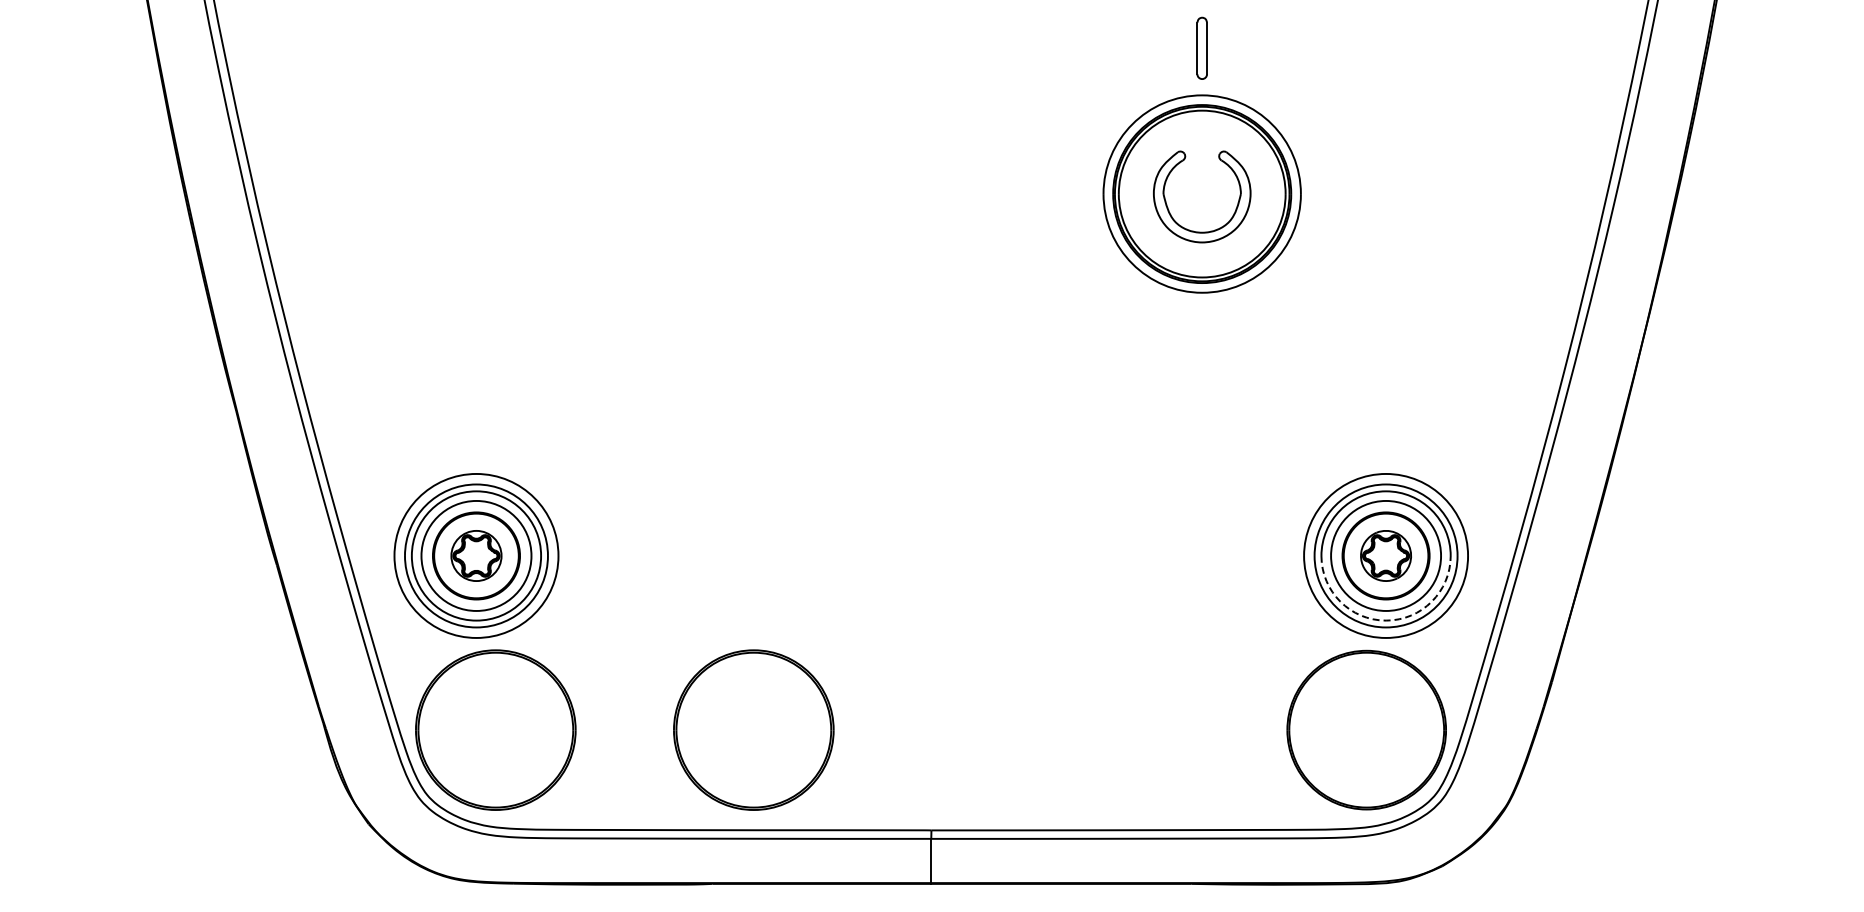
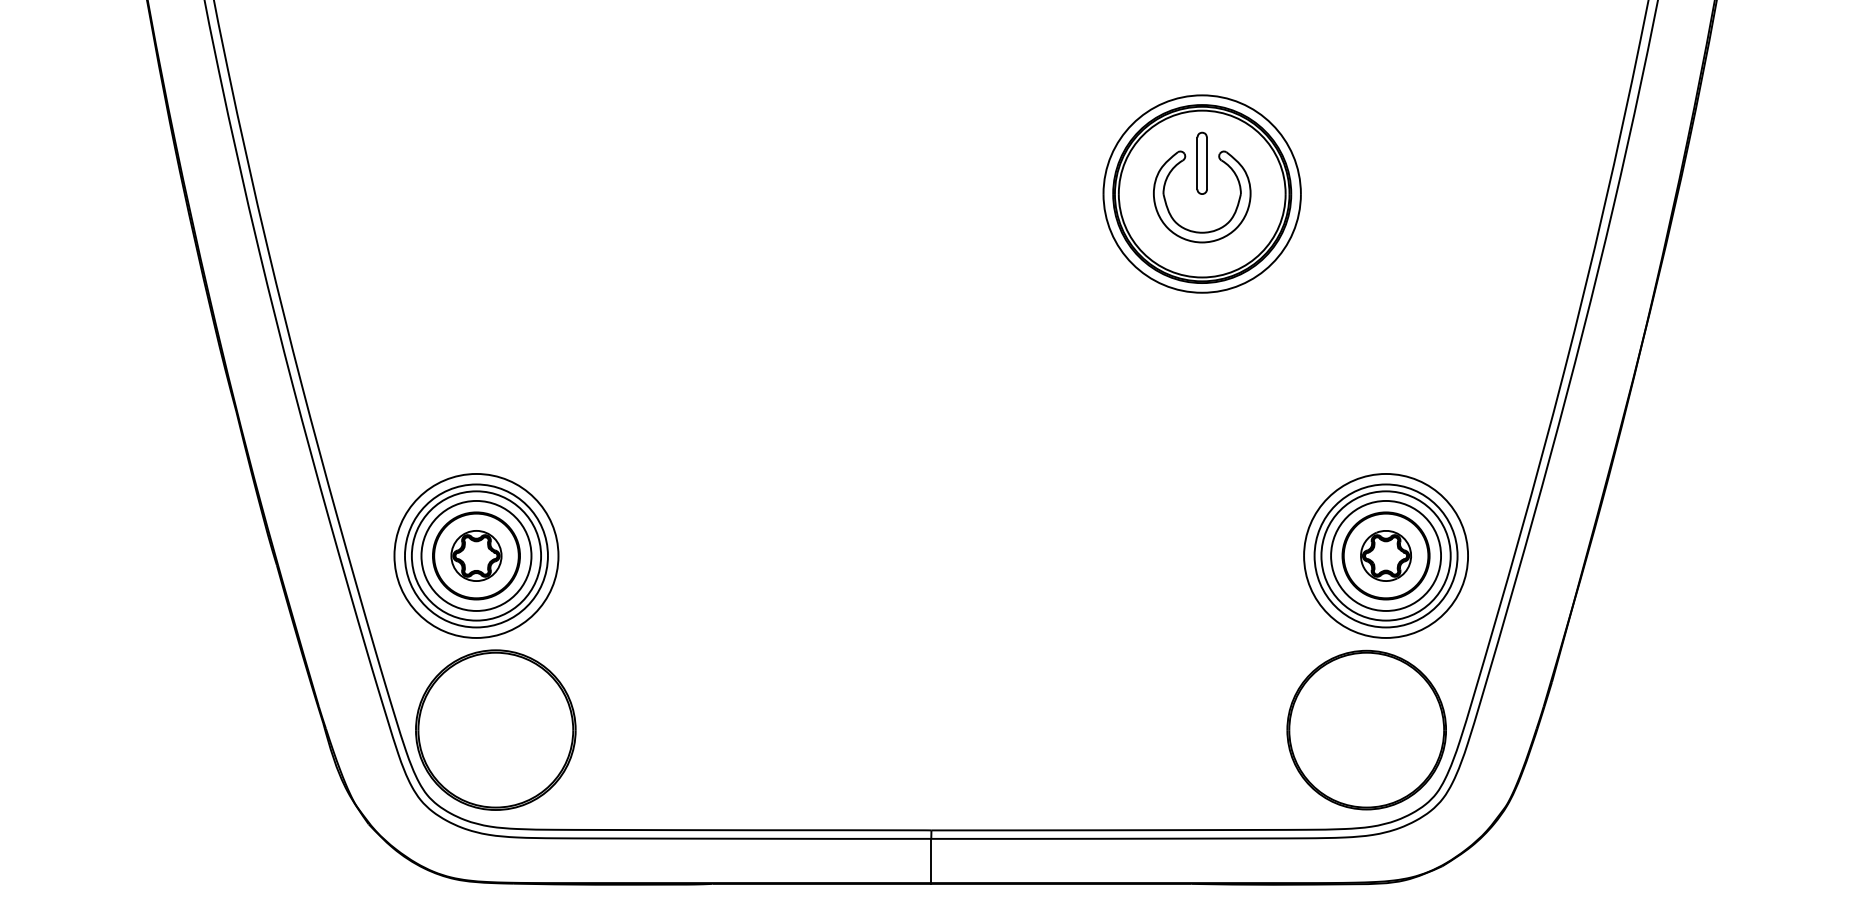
part position: (1201, 47) -> (1201, 162) (1201, 162)
arc: dashed -> solid (1386, 620)
part: present -> none (753, 729)
